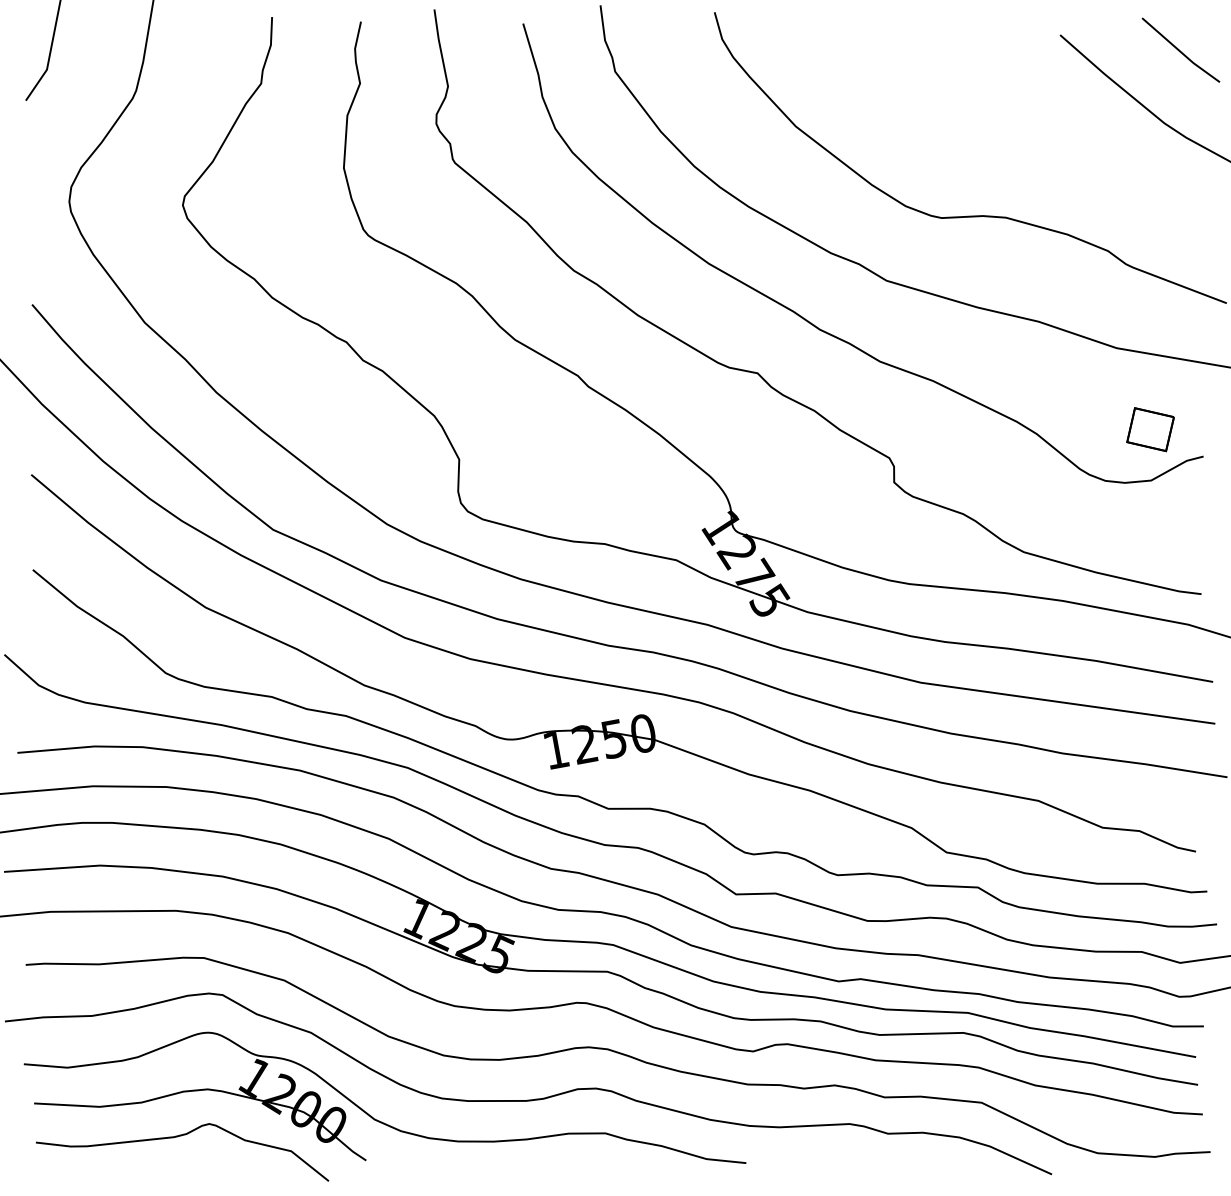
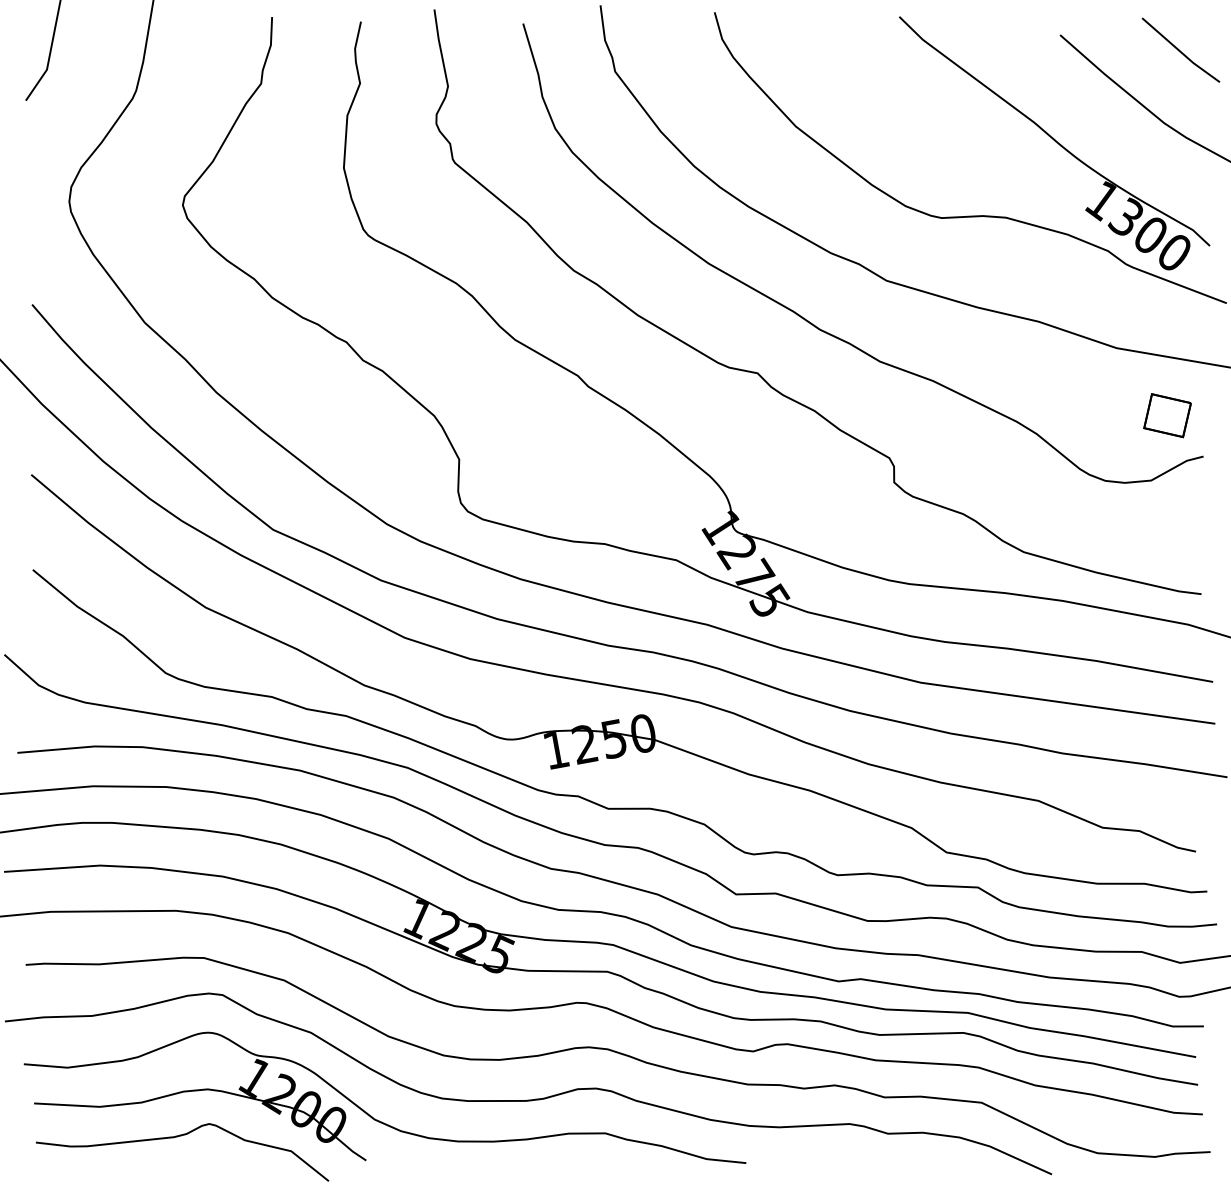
part: none -> present (1054, 143)
part position: (1150, 429) -> (1167, 415) (1167, 415)
